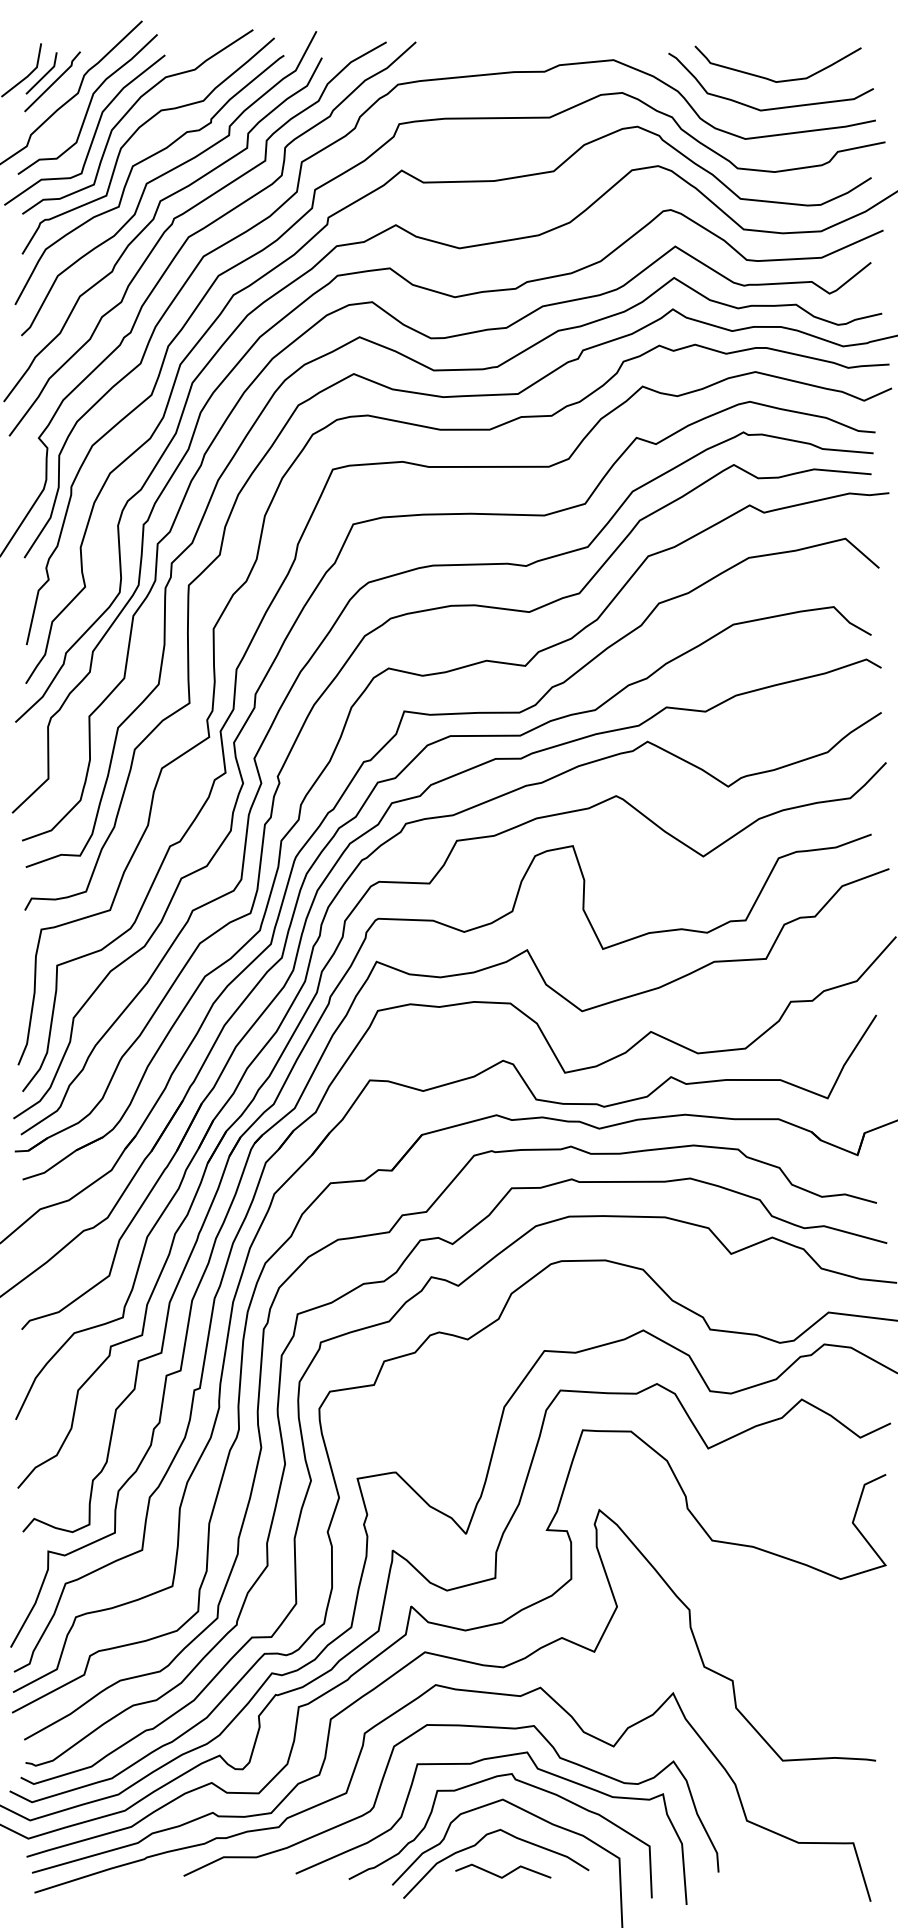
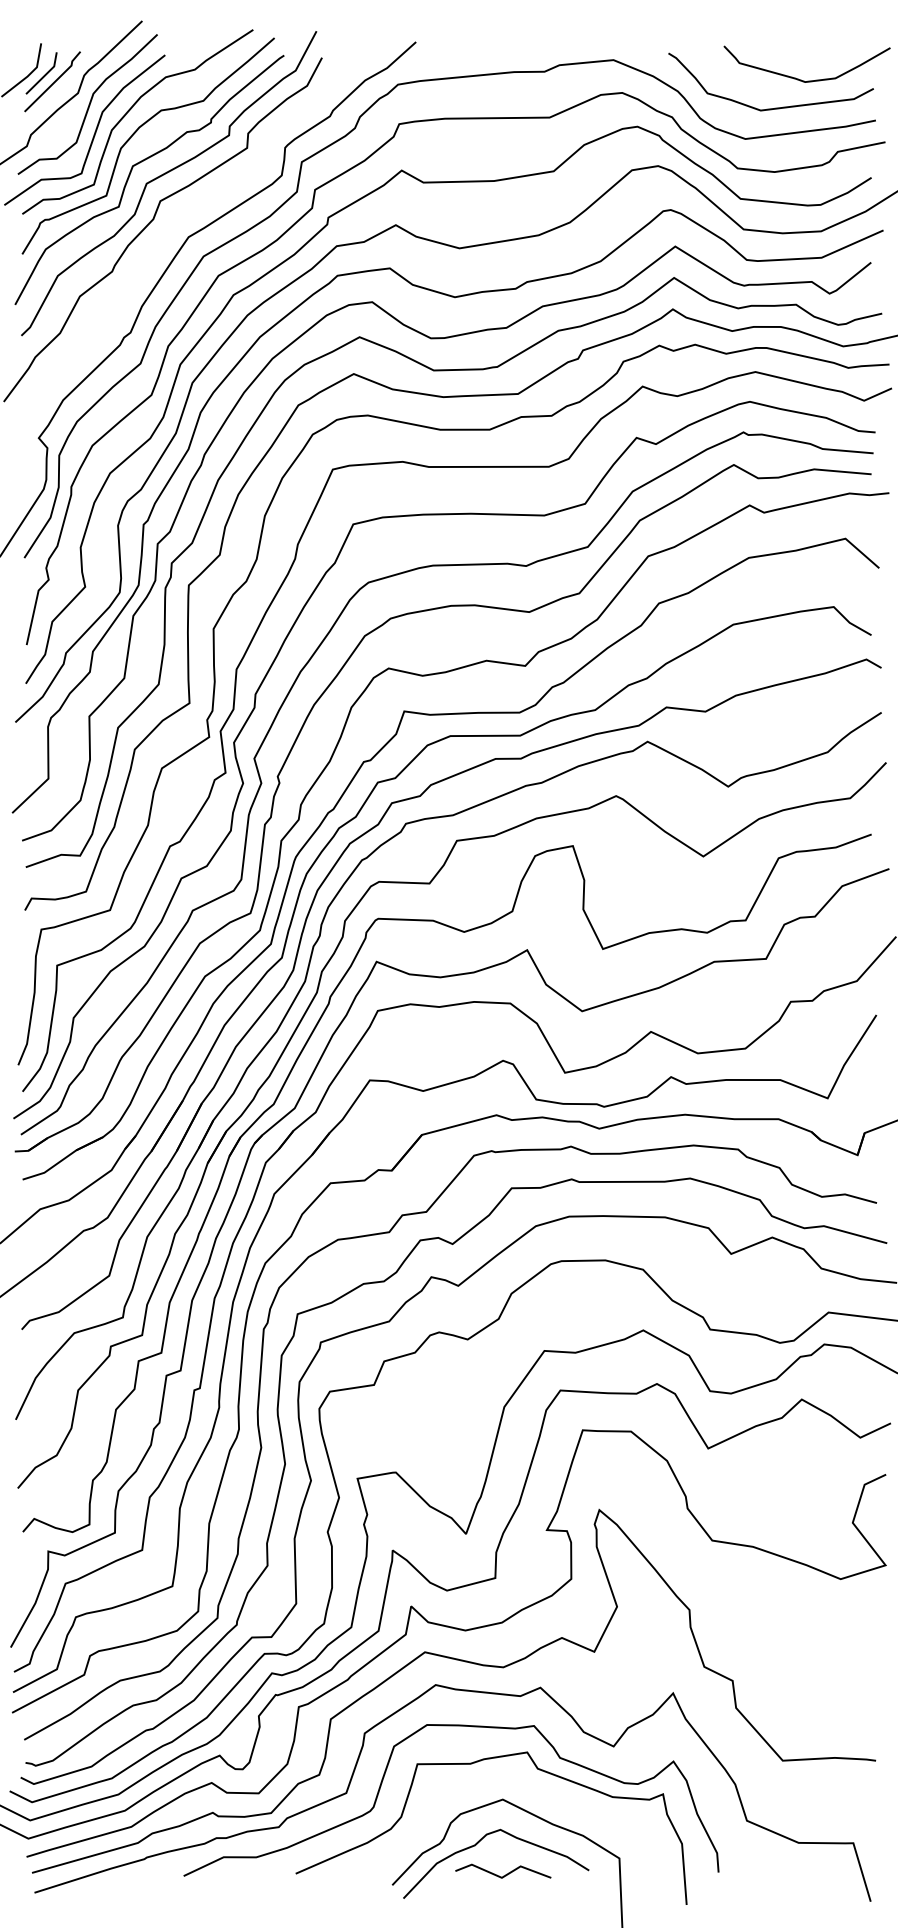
curve position: (772, 79) -> (801, 79) (801, 79)
curve: present -> none (182, 215)
curve: present -> none (482, 1782)
